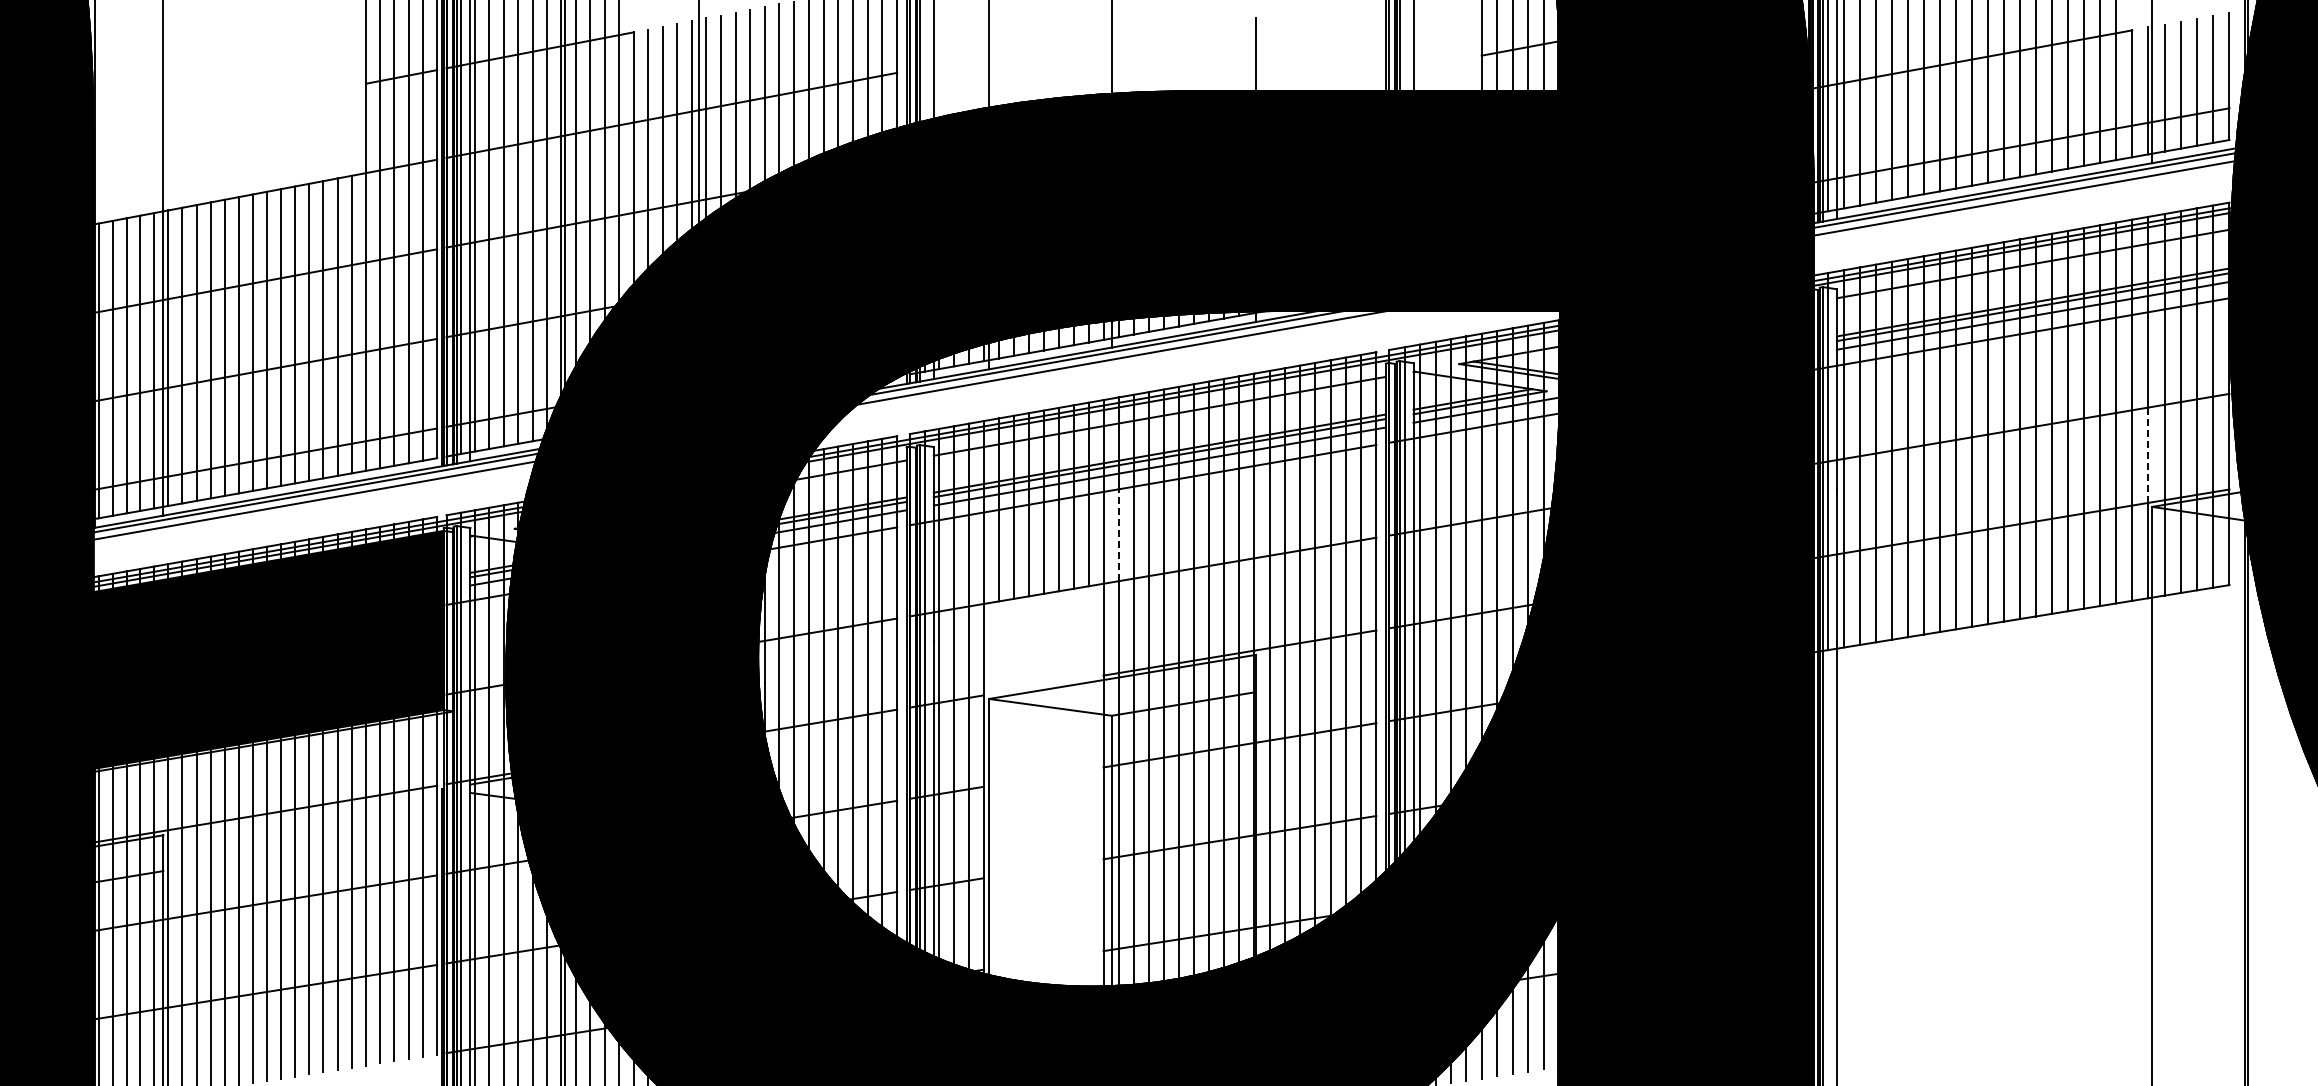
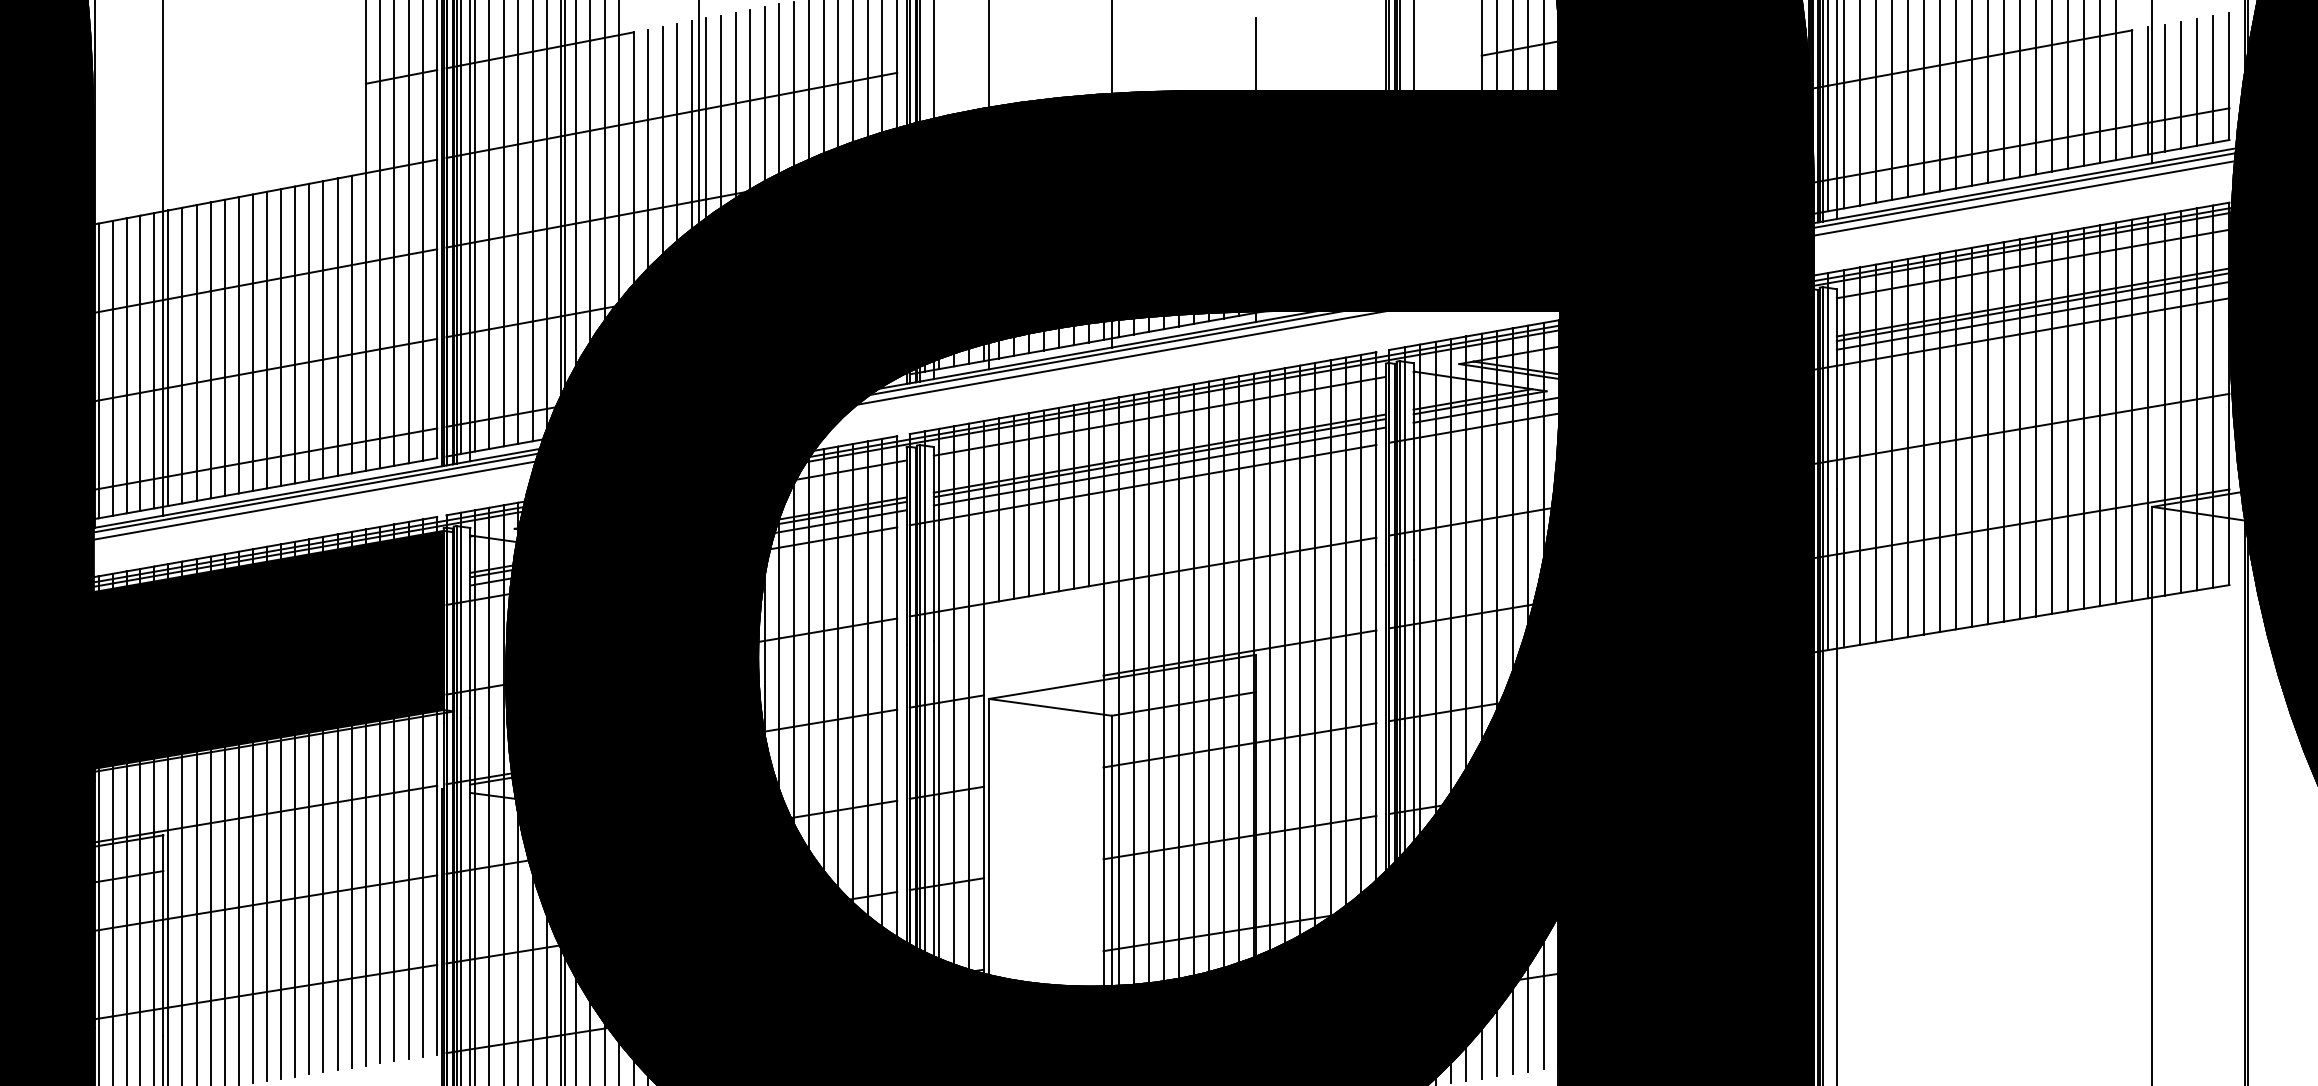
line: dashed -> solid (2148, 455)
line: dashed -> solid (1118, 535)
